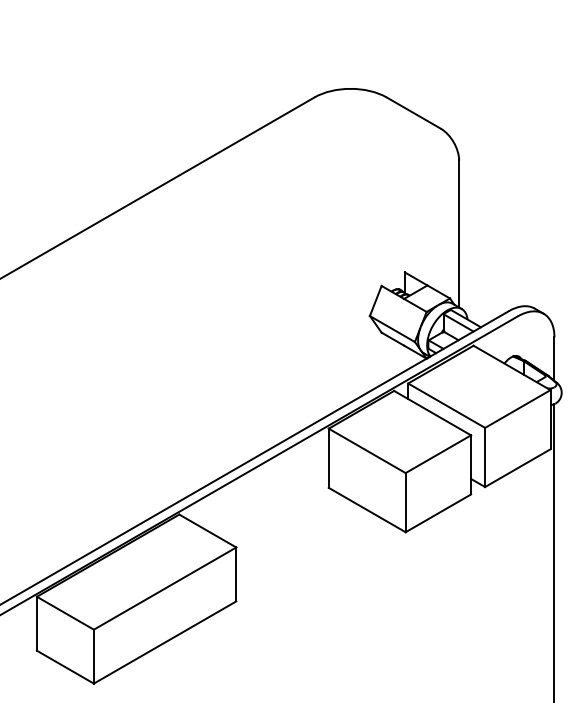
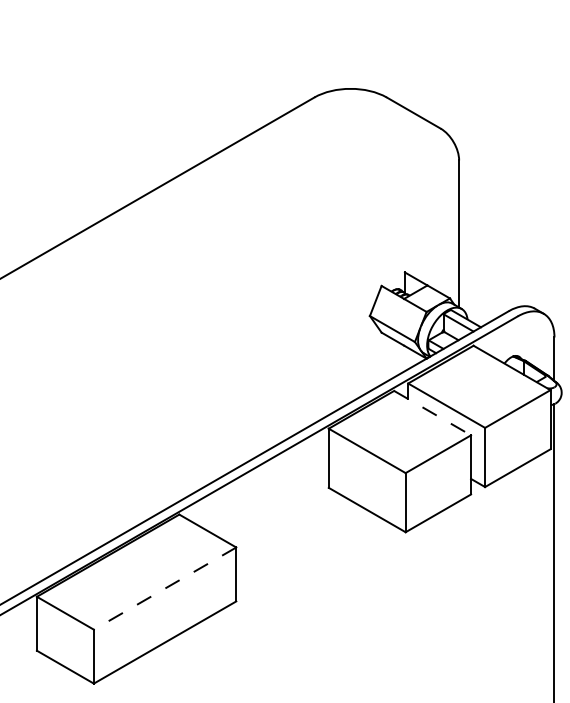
line: solid -> dashed (433, 413)
line: solid -> dashed (164, 588)
